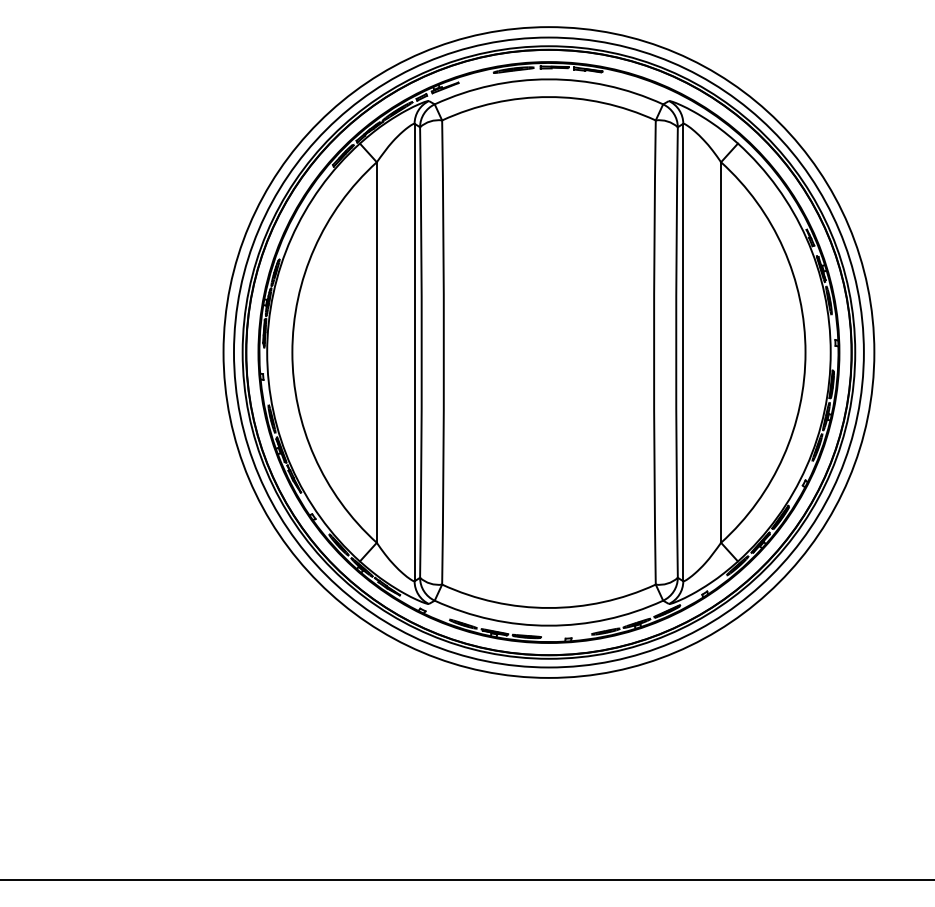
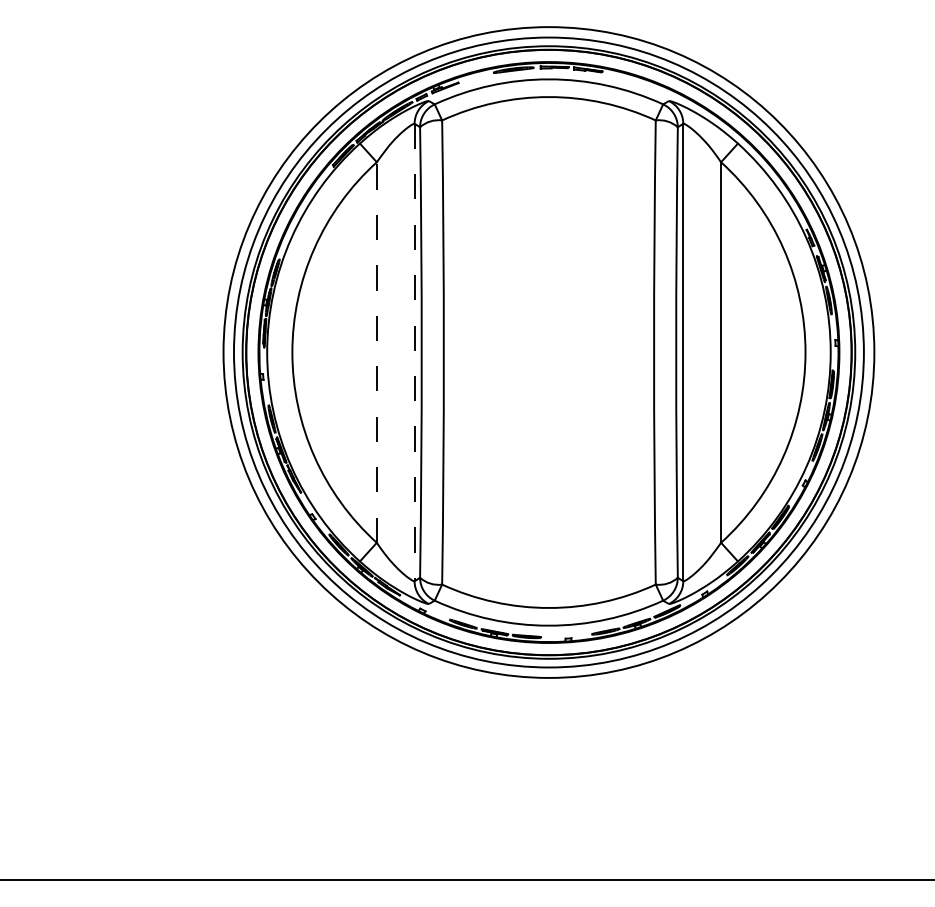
line: solid -> dashed (376, 352)
line: solid -> dashed (414, 352)
